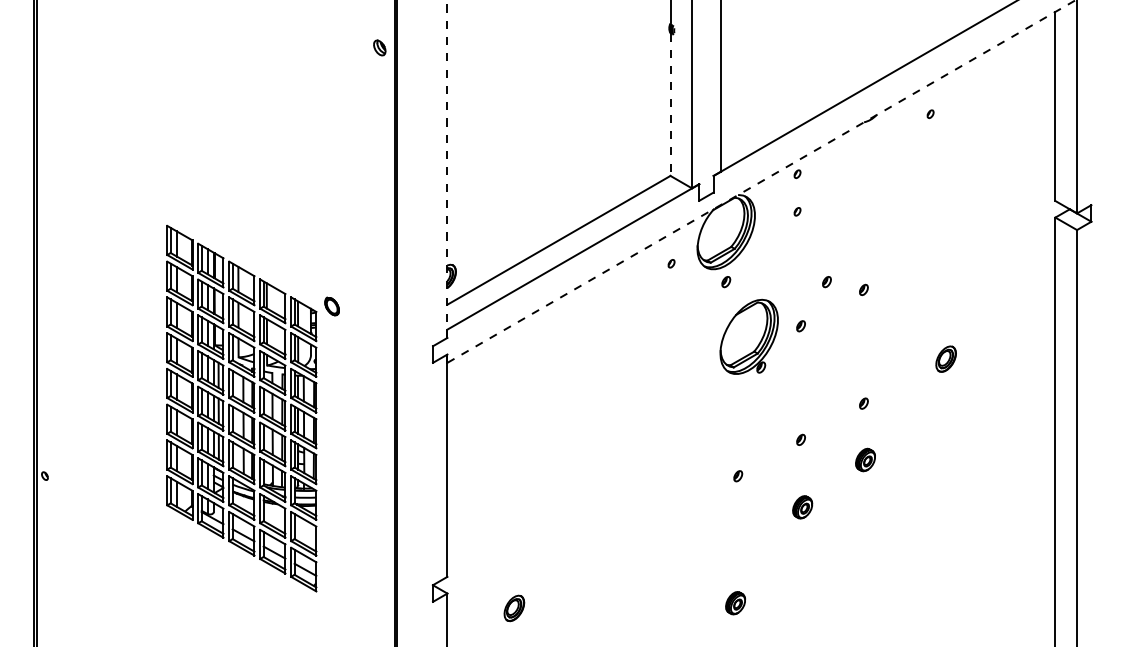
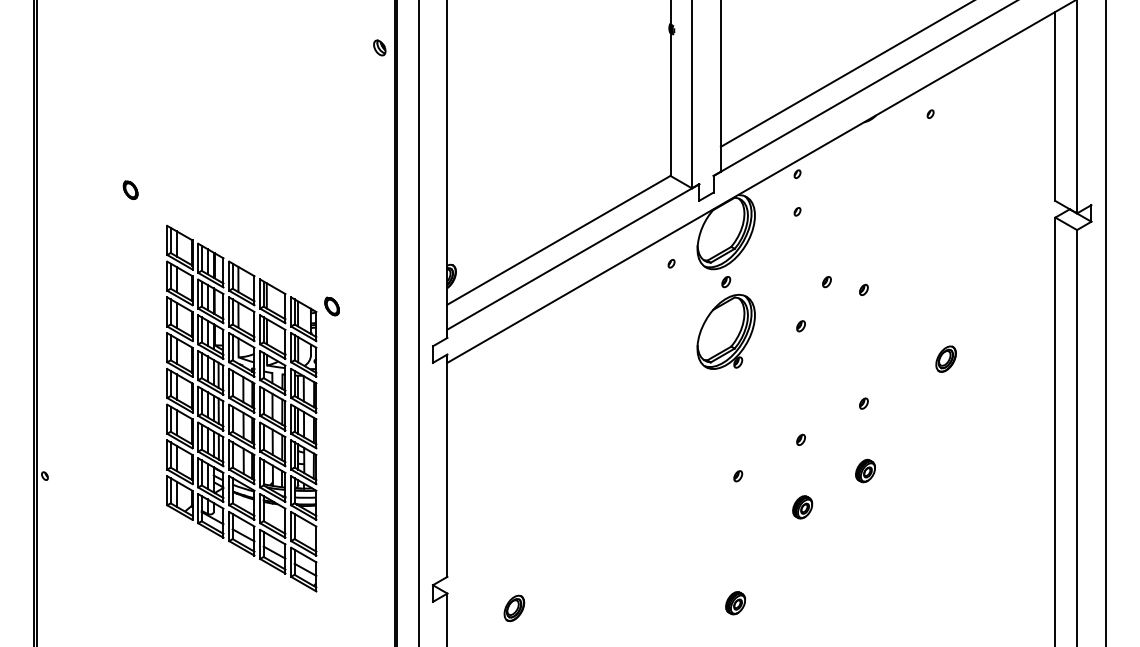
line: none -> present (845, 74)
line: dashed -> solid (670, 105)
line: dashed -> solid (447, 169)
line: dashed -> solid (761, 181)
part: none -> present (130, 190)
line: none -> present (418, 322)
line: none -> present (1105, 322)
part position: (748, 336) -> (725, 331) (725, 331)
part position: (865, 459) -> (865, 470) (865, 470)
